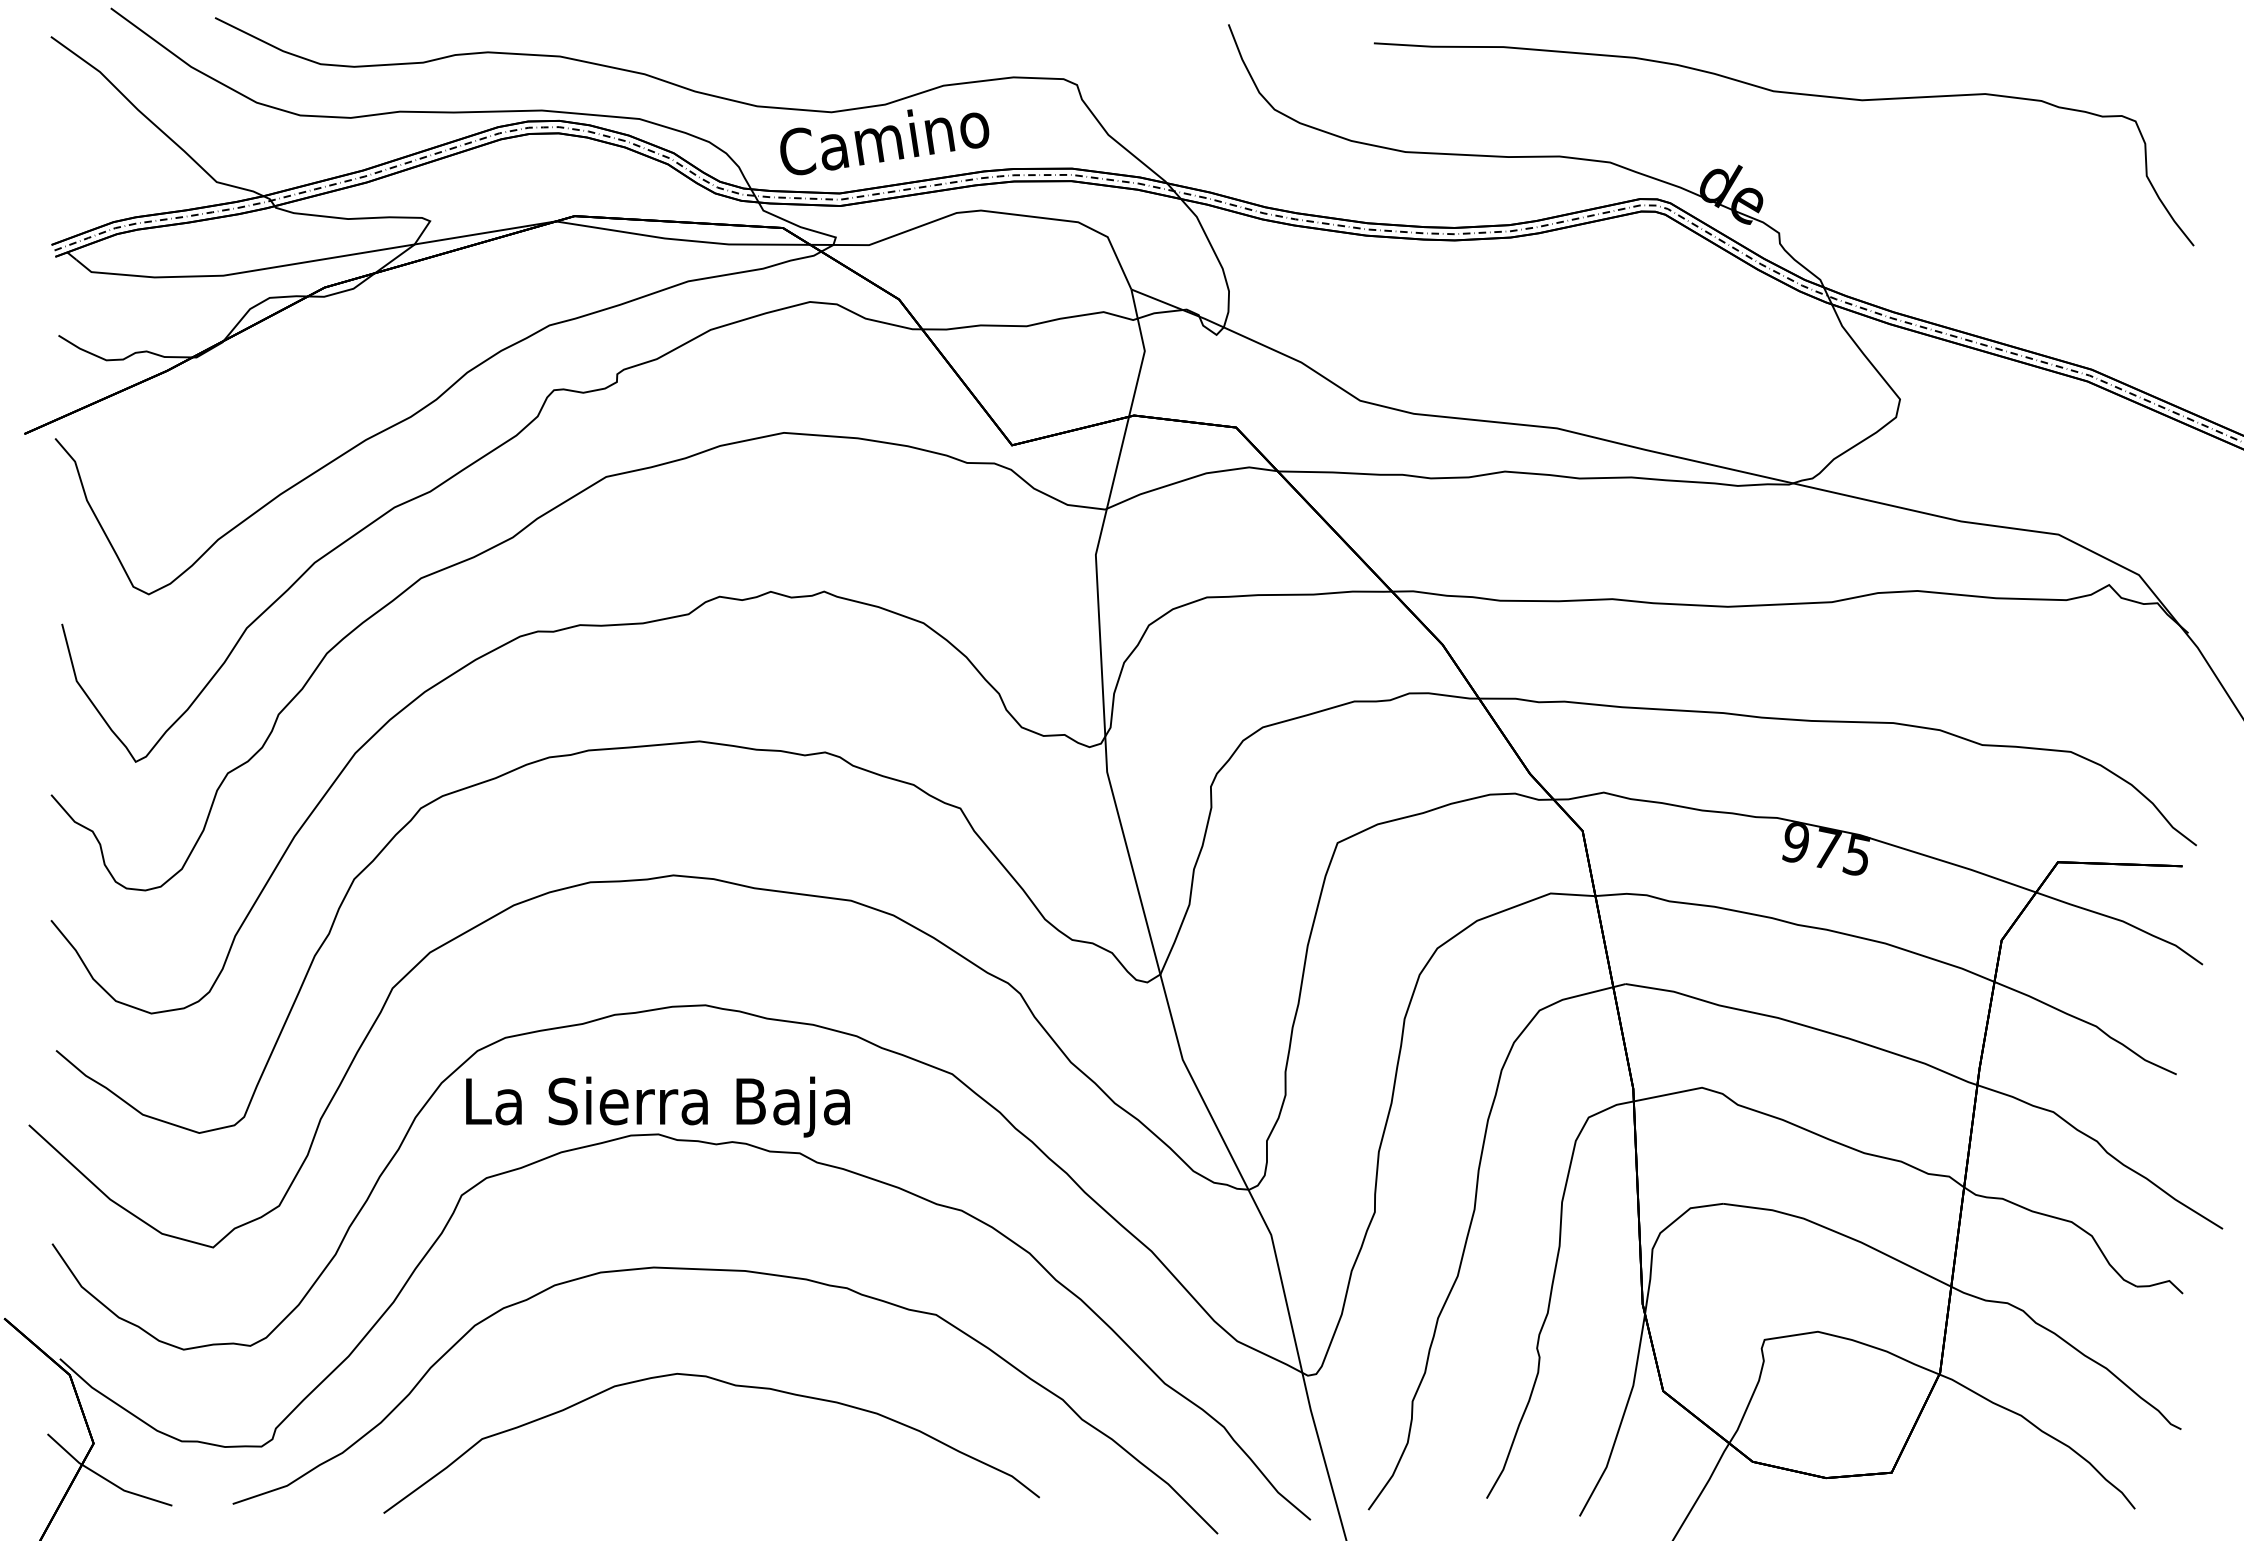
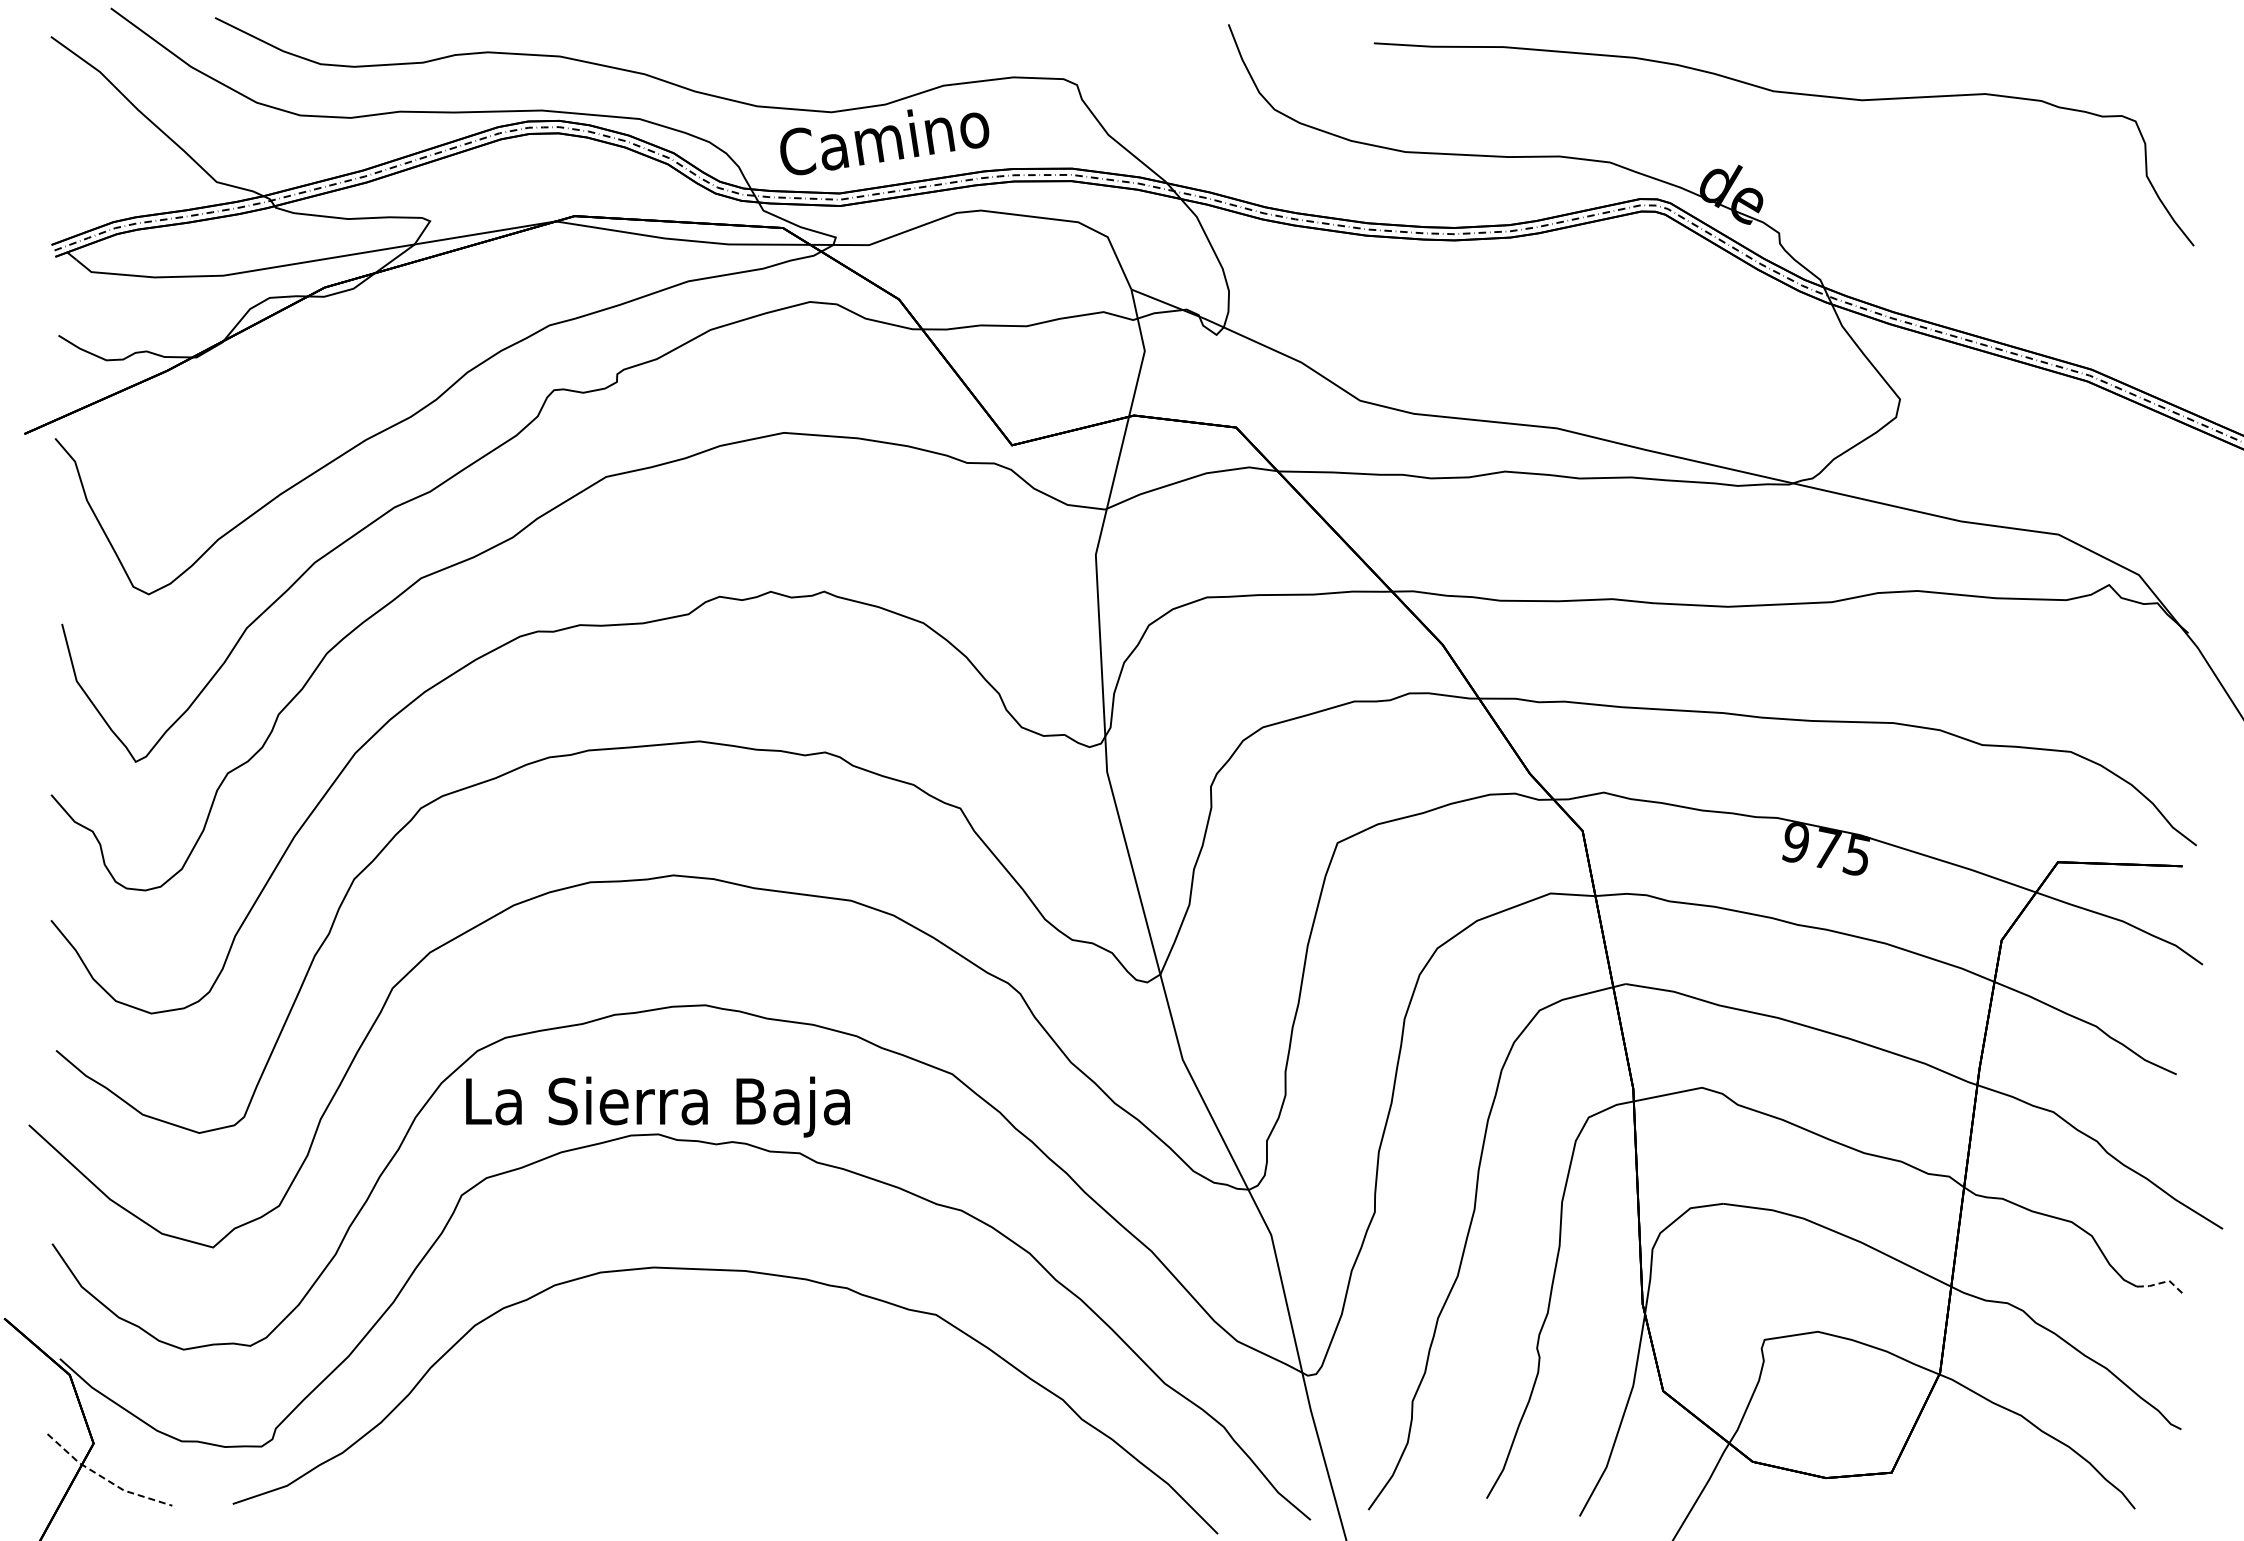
line: solid -> dashed (2162, 1282)
curve: present -> none (731, 1385)
line: solid -> dashed (105, 1479)
